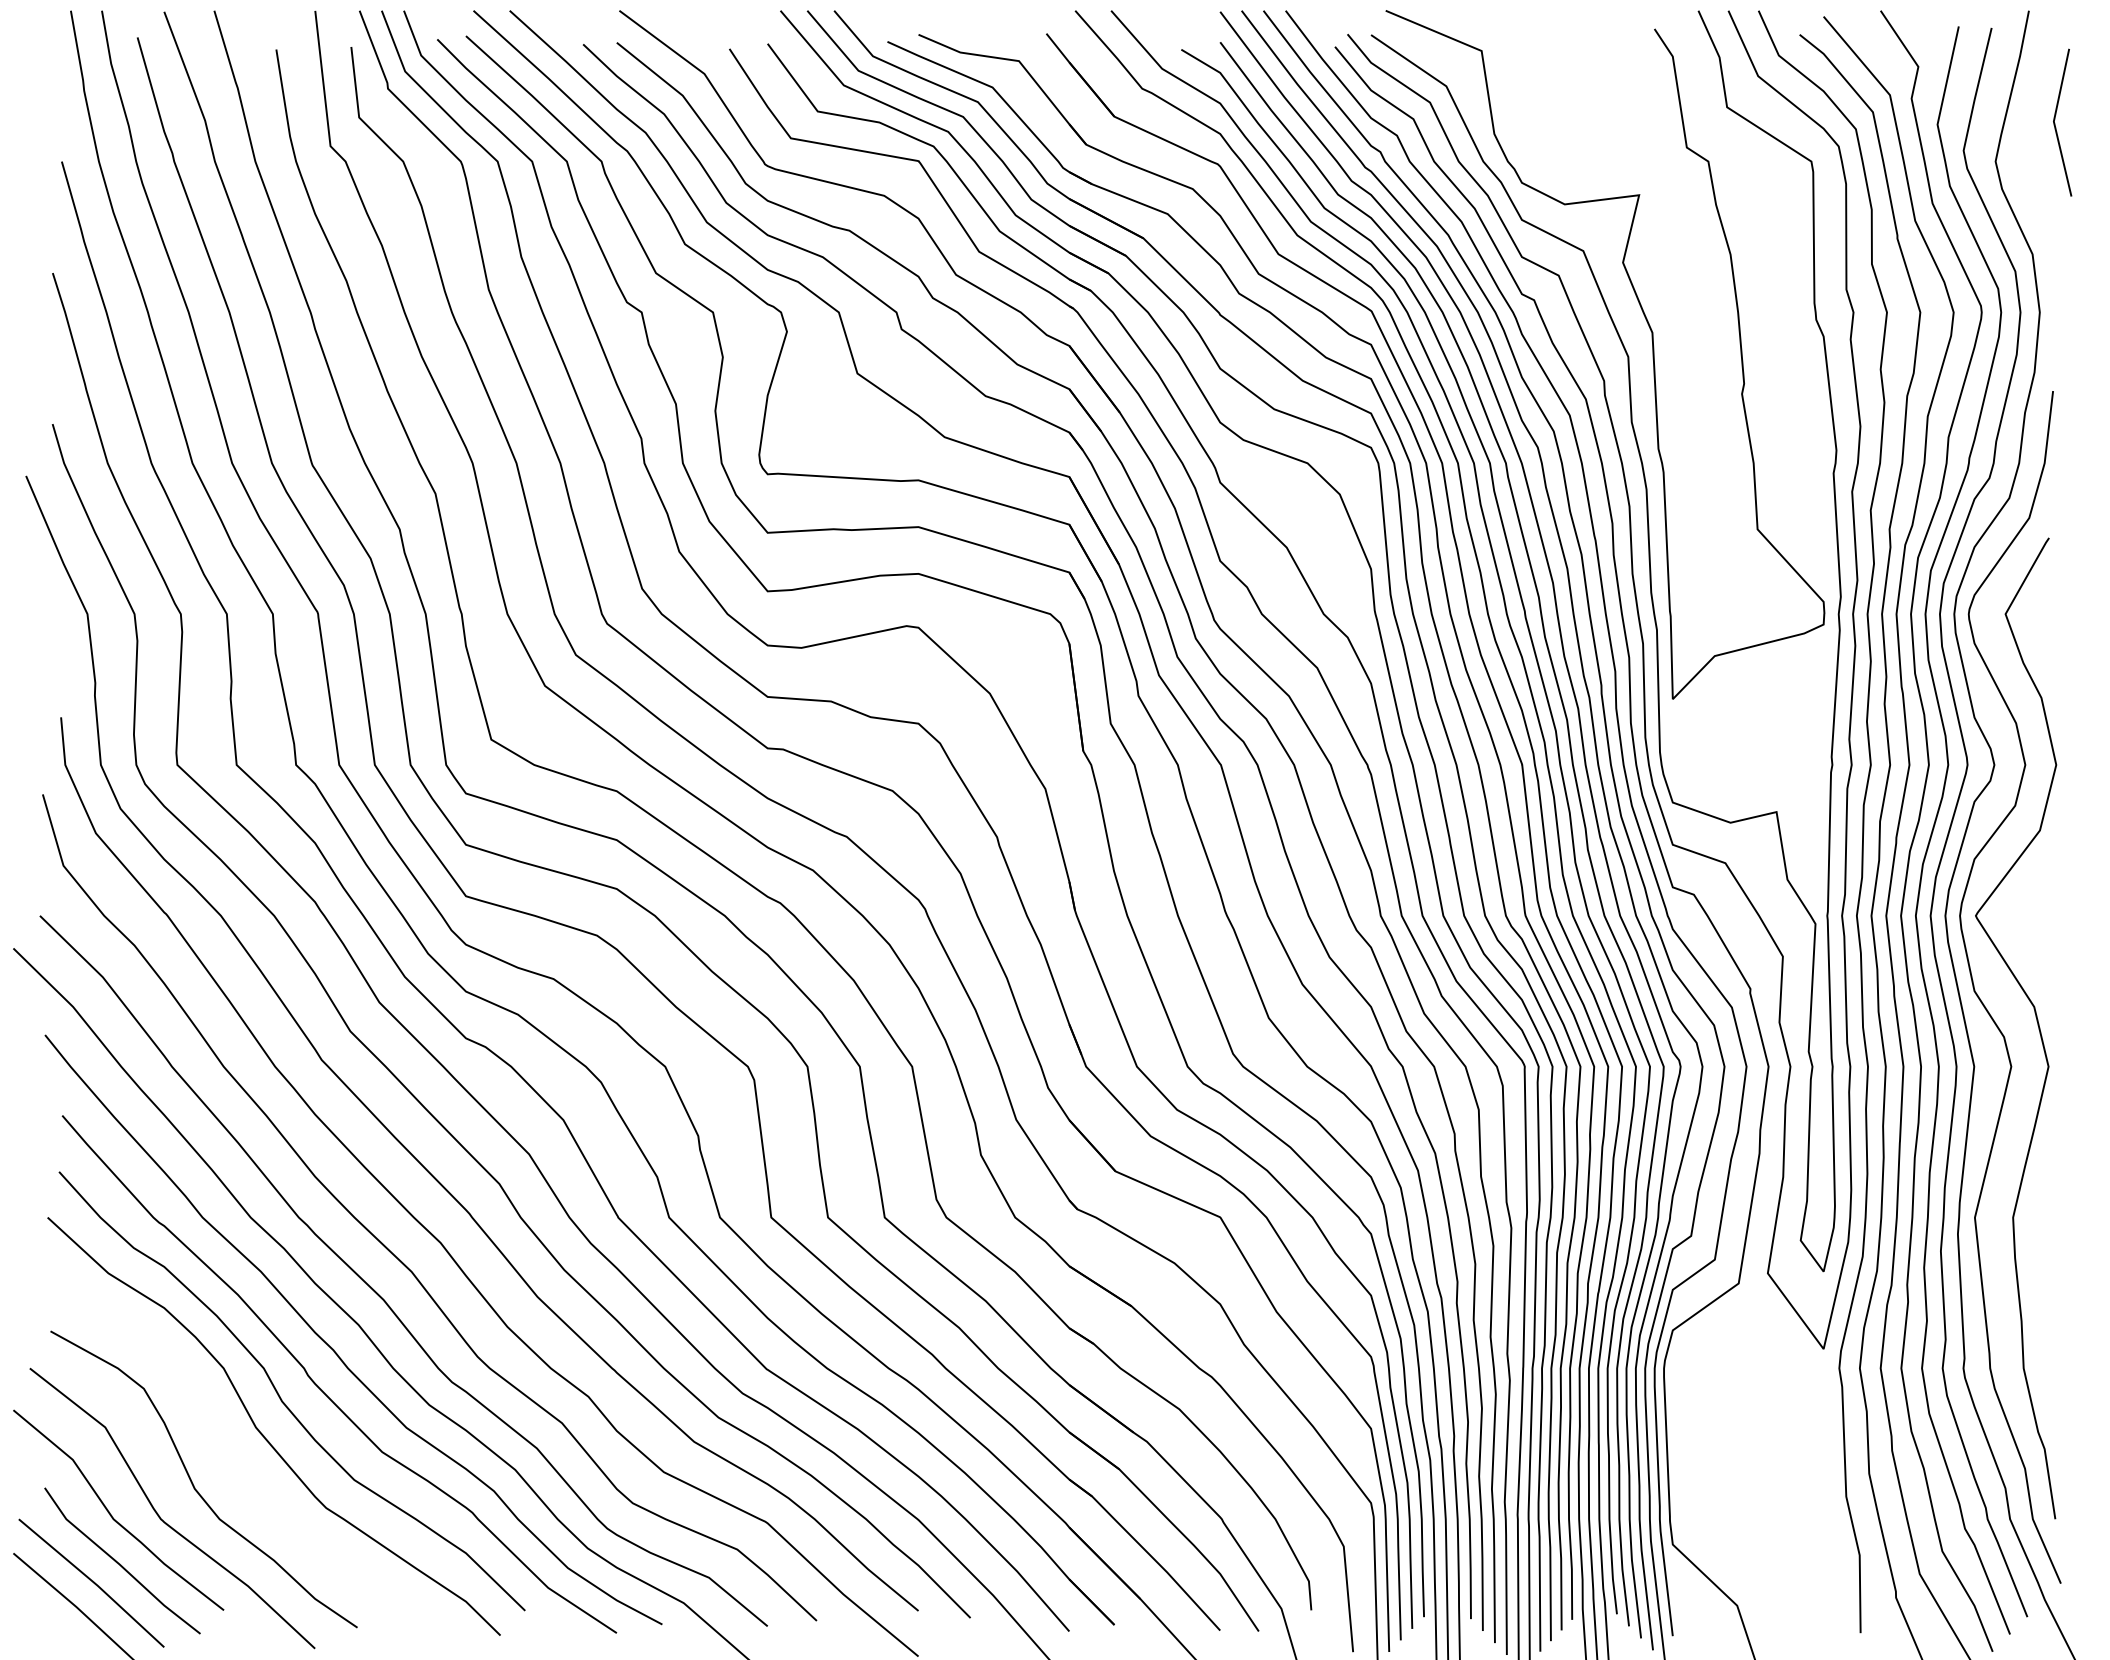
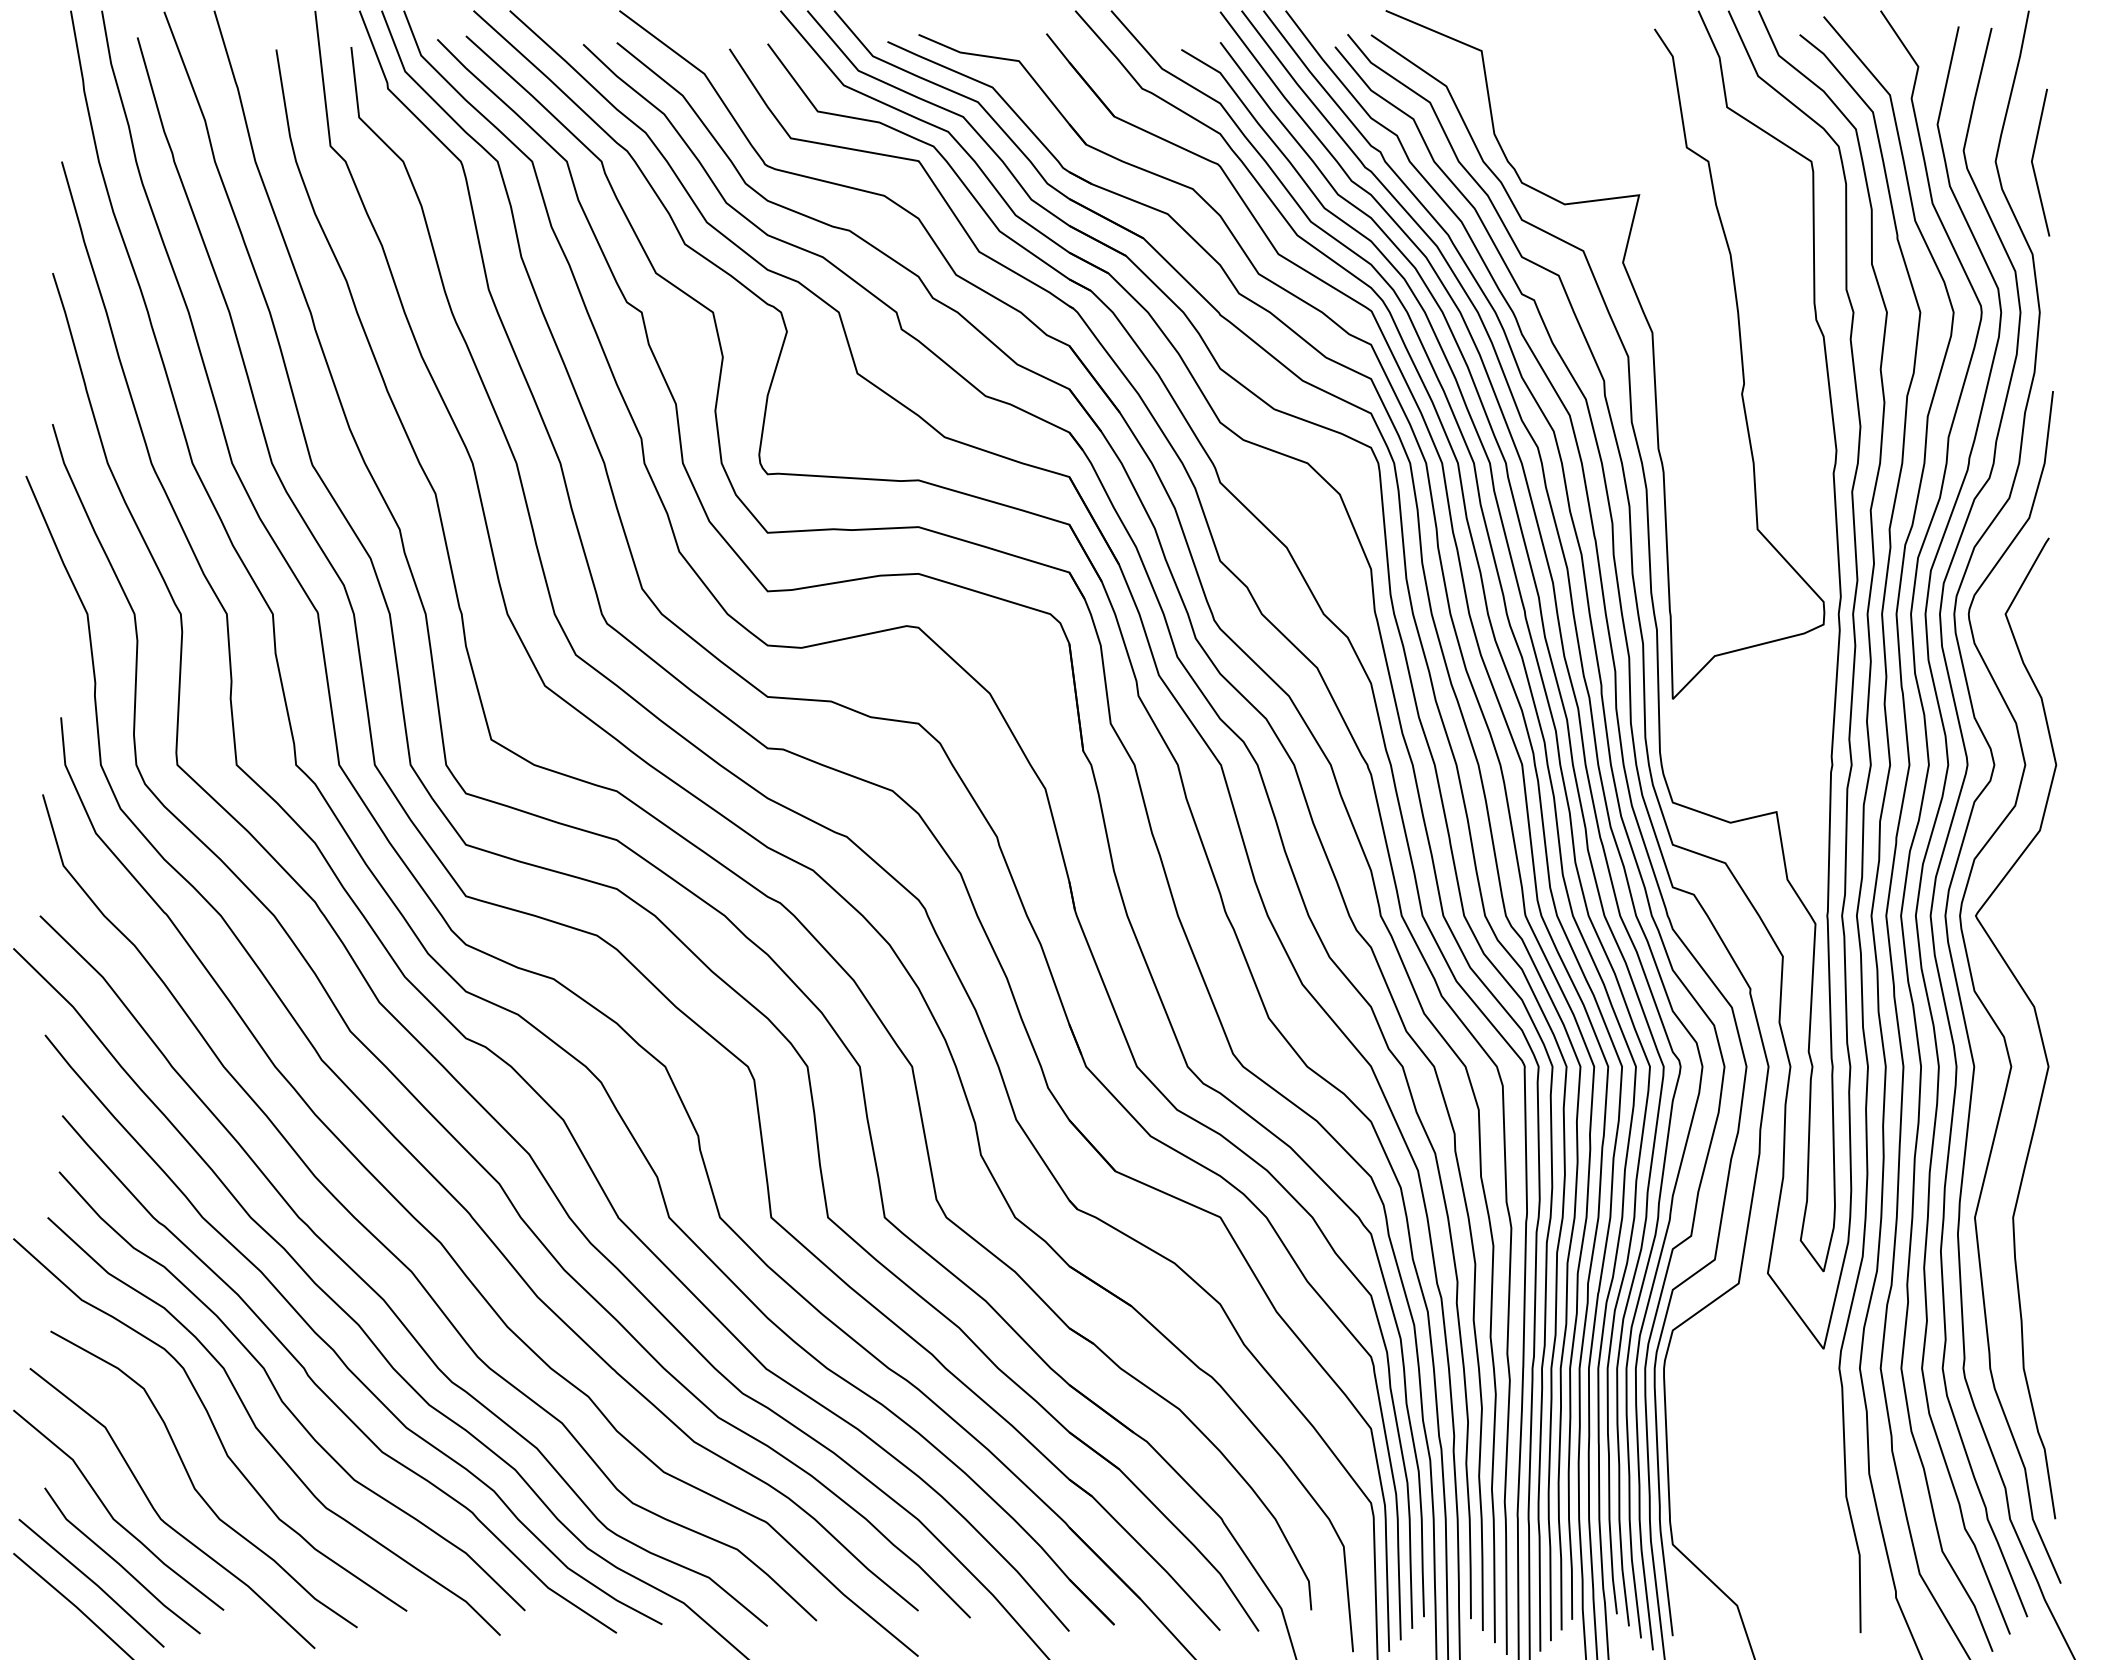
line position: (2055, 123) -> (2033, 163) (2033, 163)
curve: none -> present (211, 1423)
